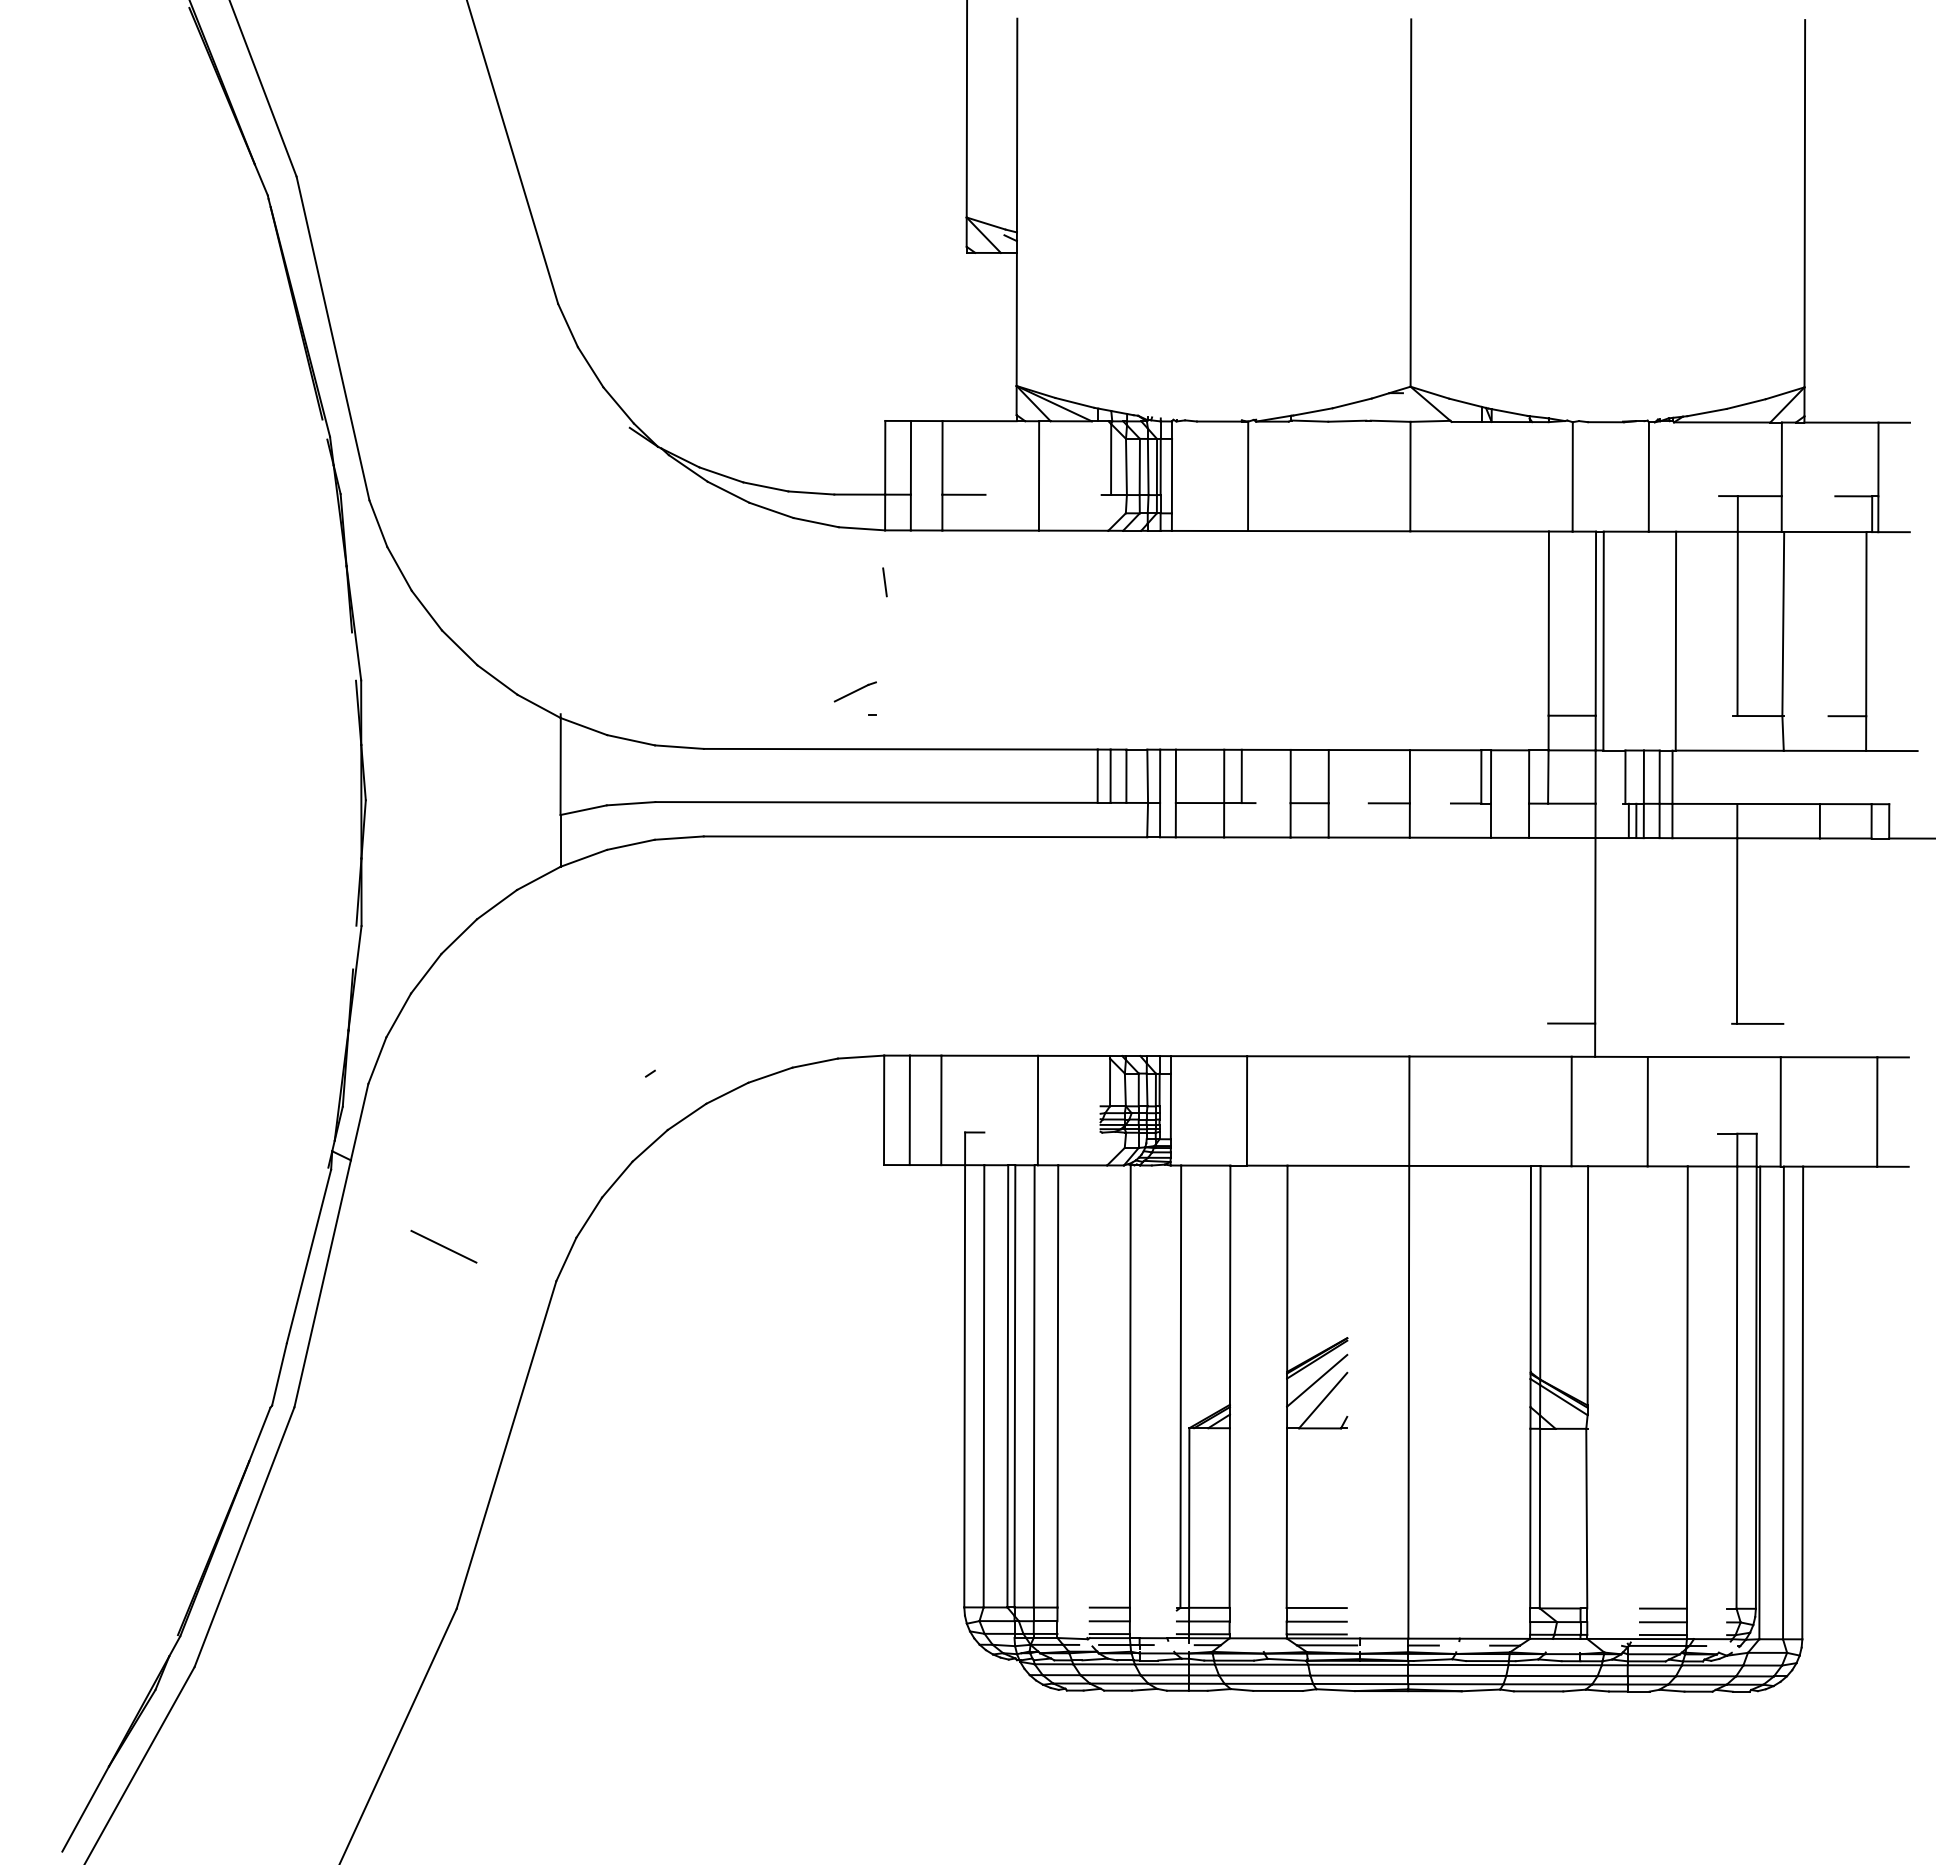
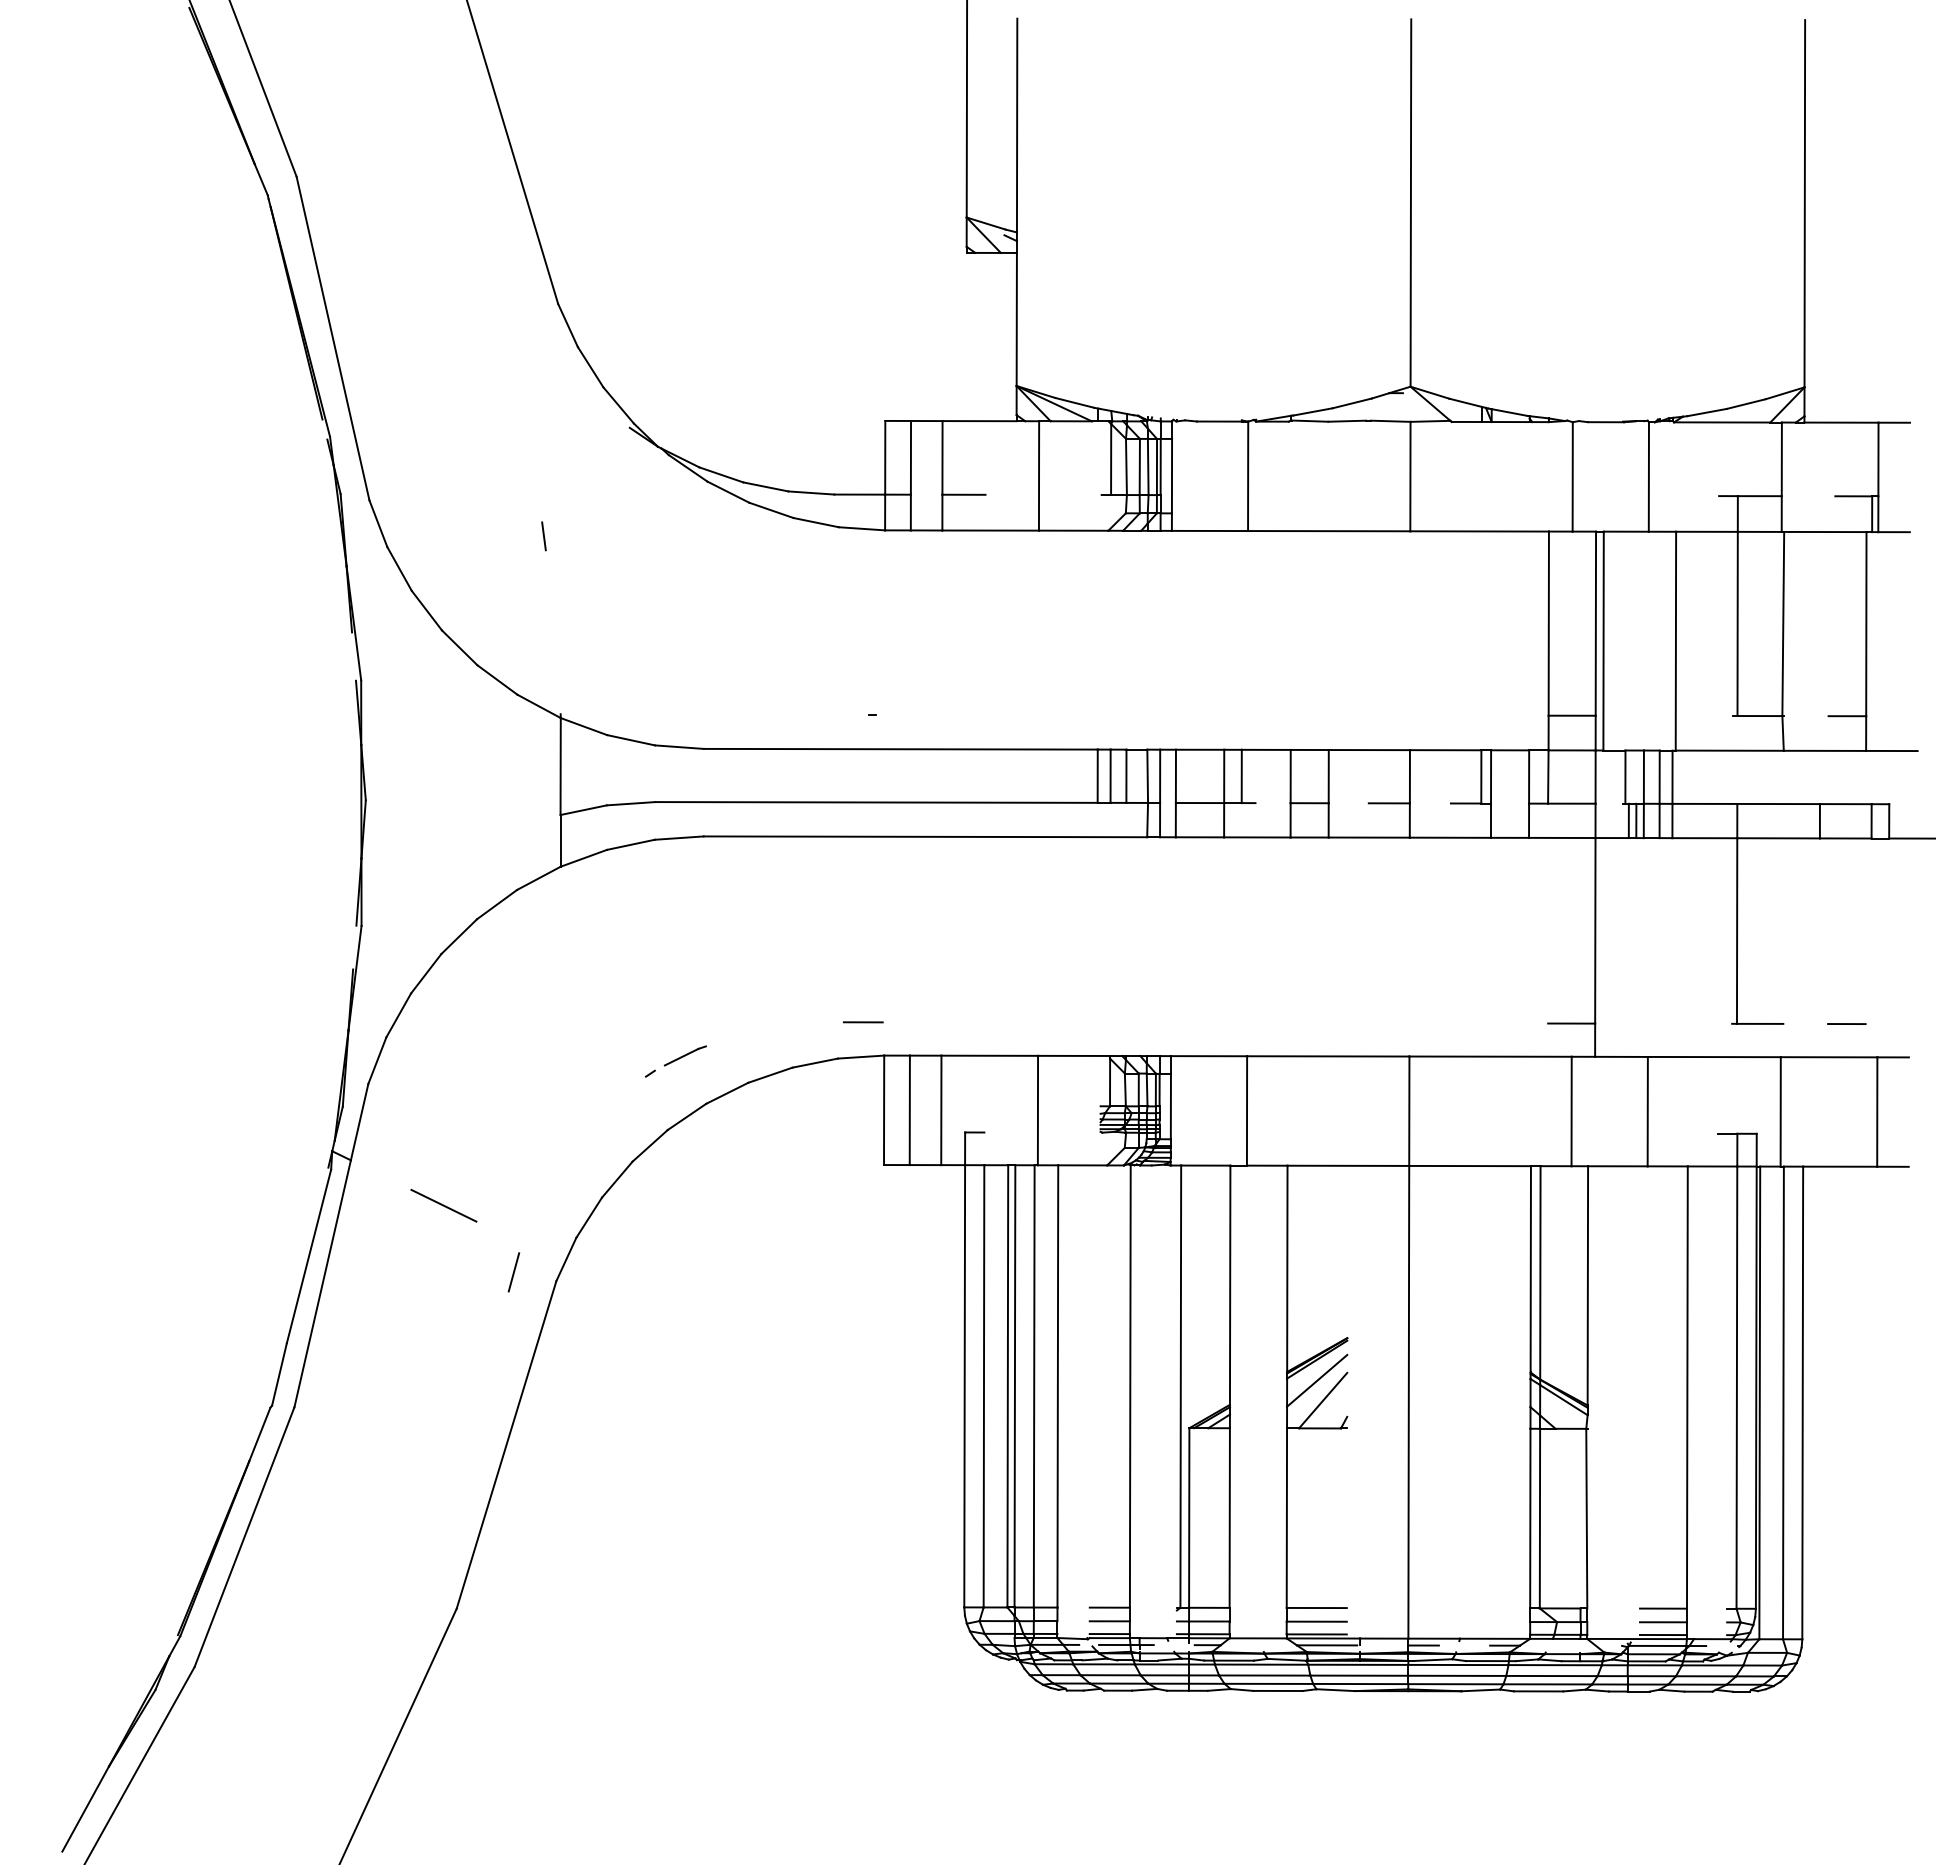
line position: (884, 582) -> (543, 536) (543, 536)
line position: (854, 691) -> (684, 1055) (684, 1055)
line: none -> present (862, 1022)
line: none -> present (1846, 1024)
line position: (443, 1246) -> (443, 1205) (443, 1205)
line: none -> present (513, 1272)
